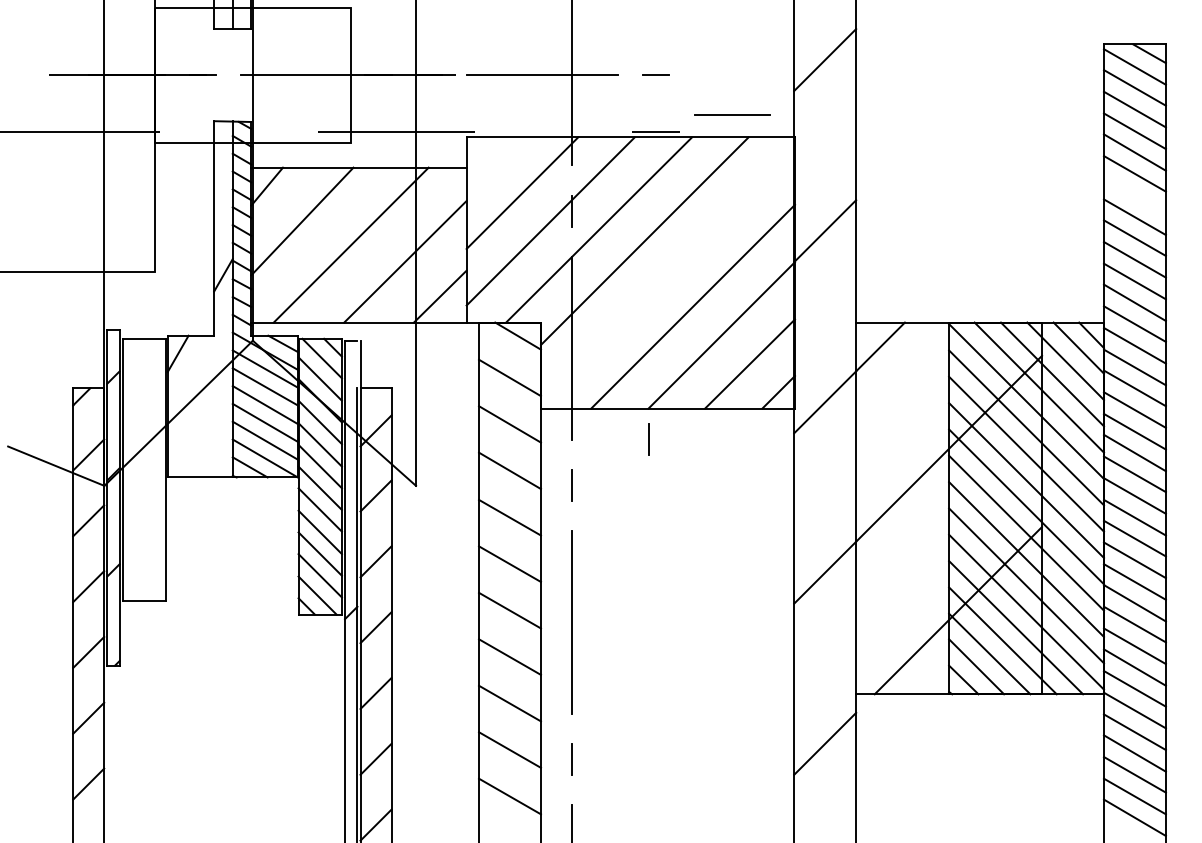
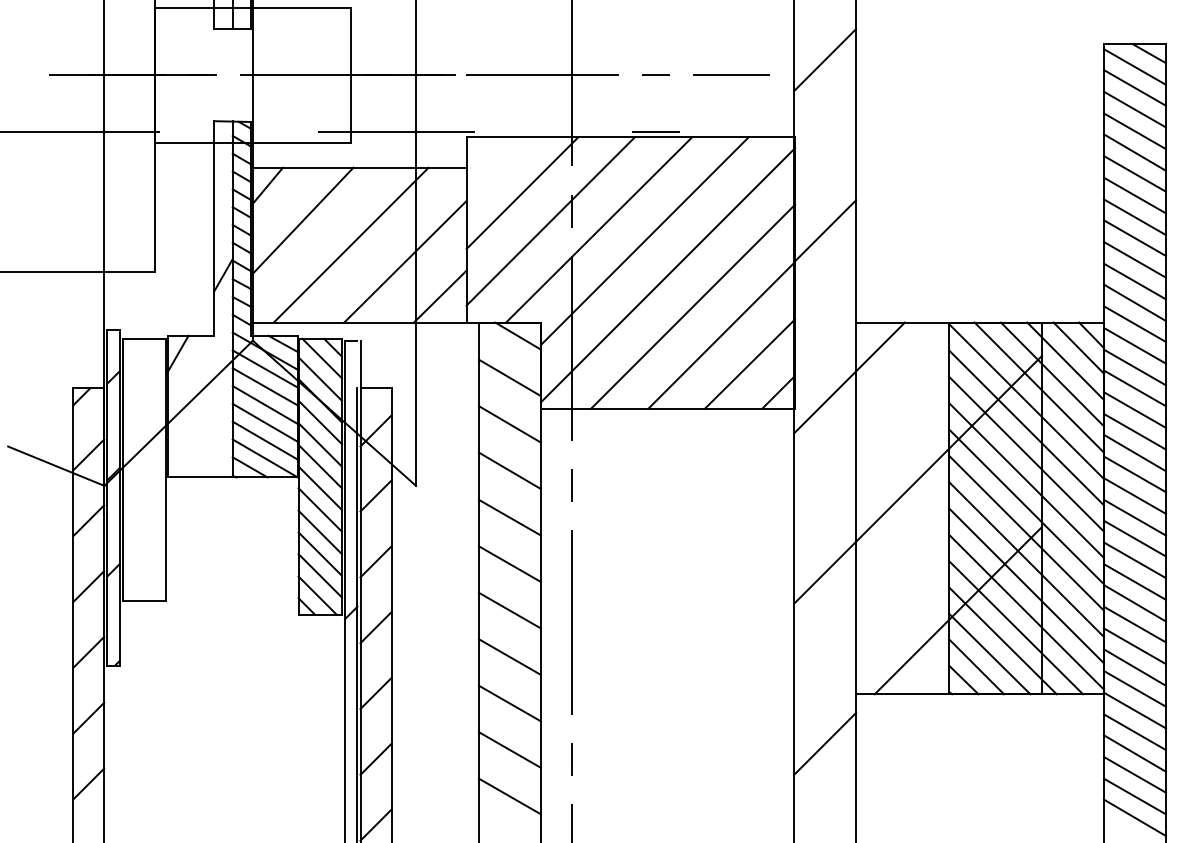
line position: (732, 114) -> (731, 74) (731, 74)
line: none -> present (1134, 195)
line: none -> present (667, 275)
line: present -> none (648, 439)
